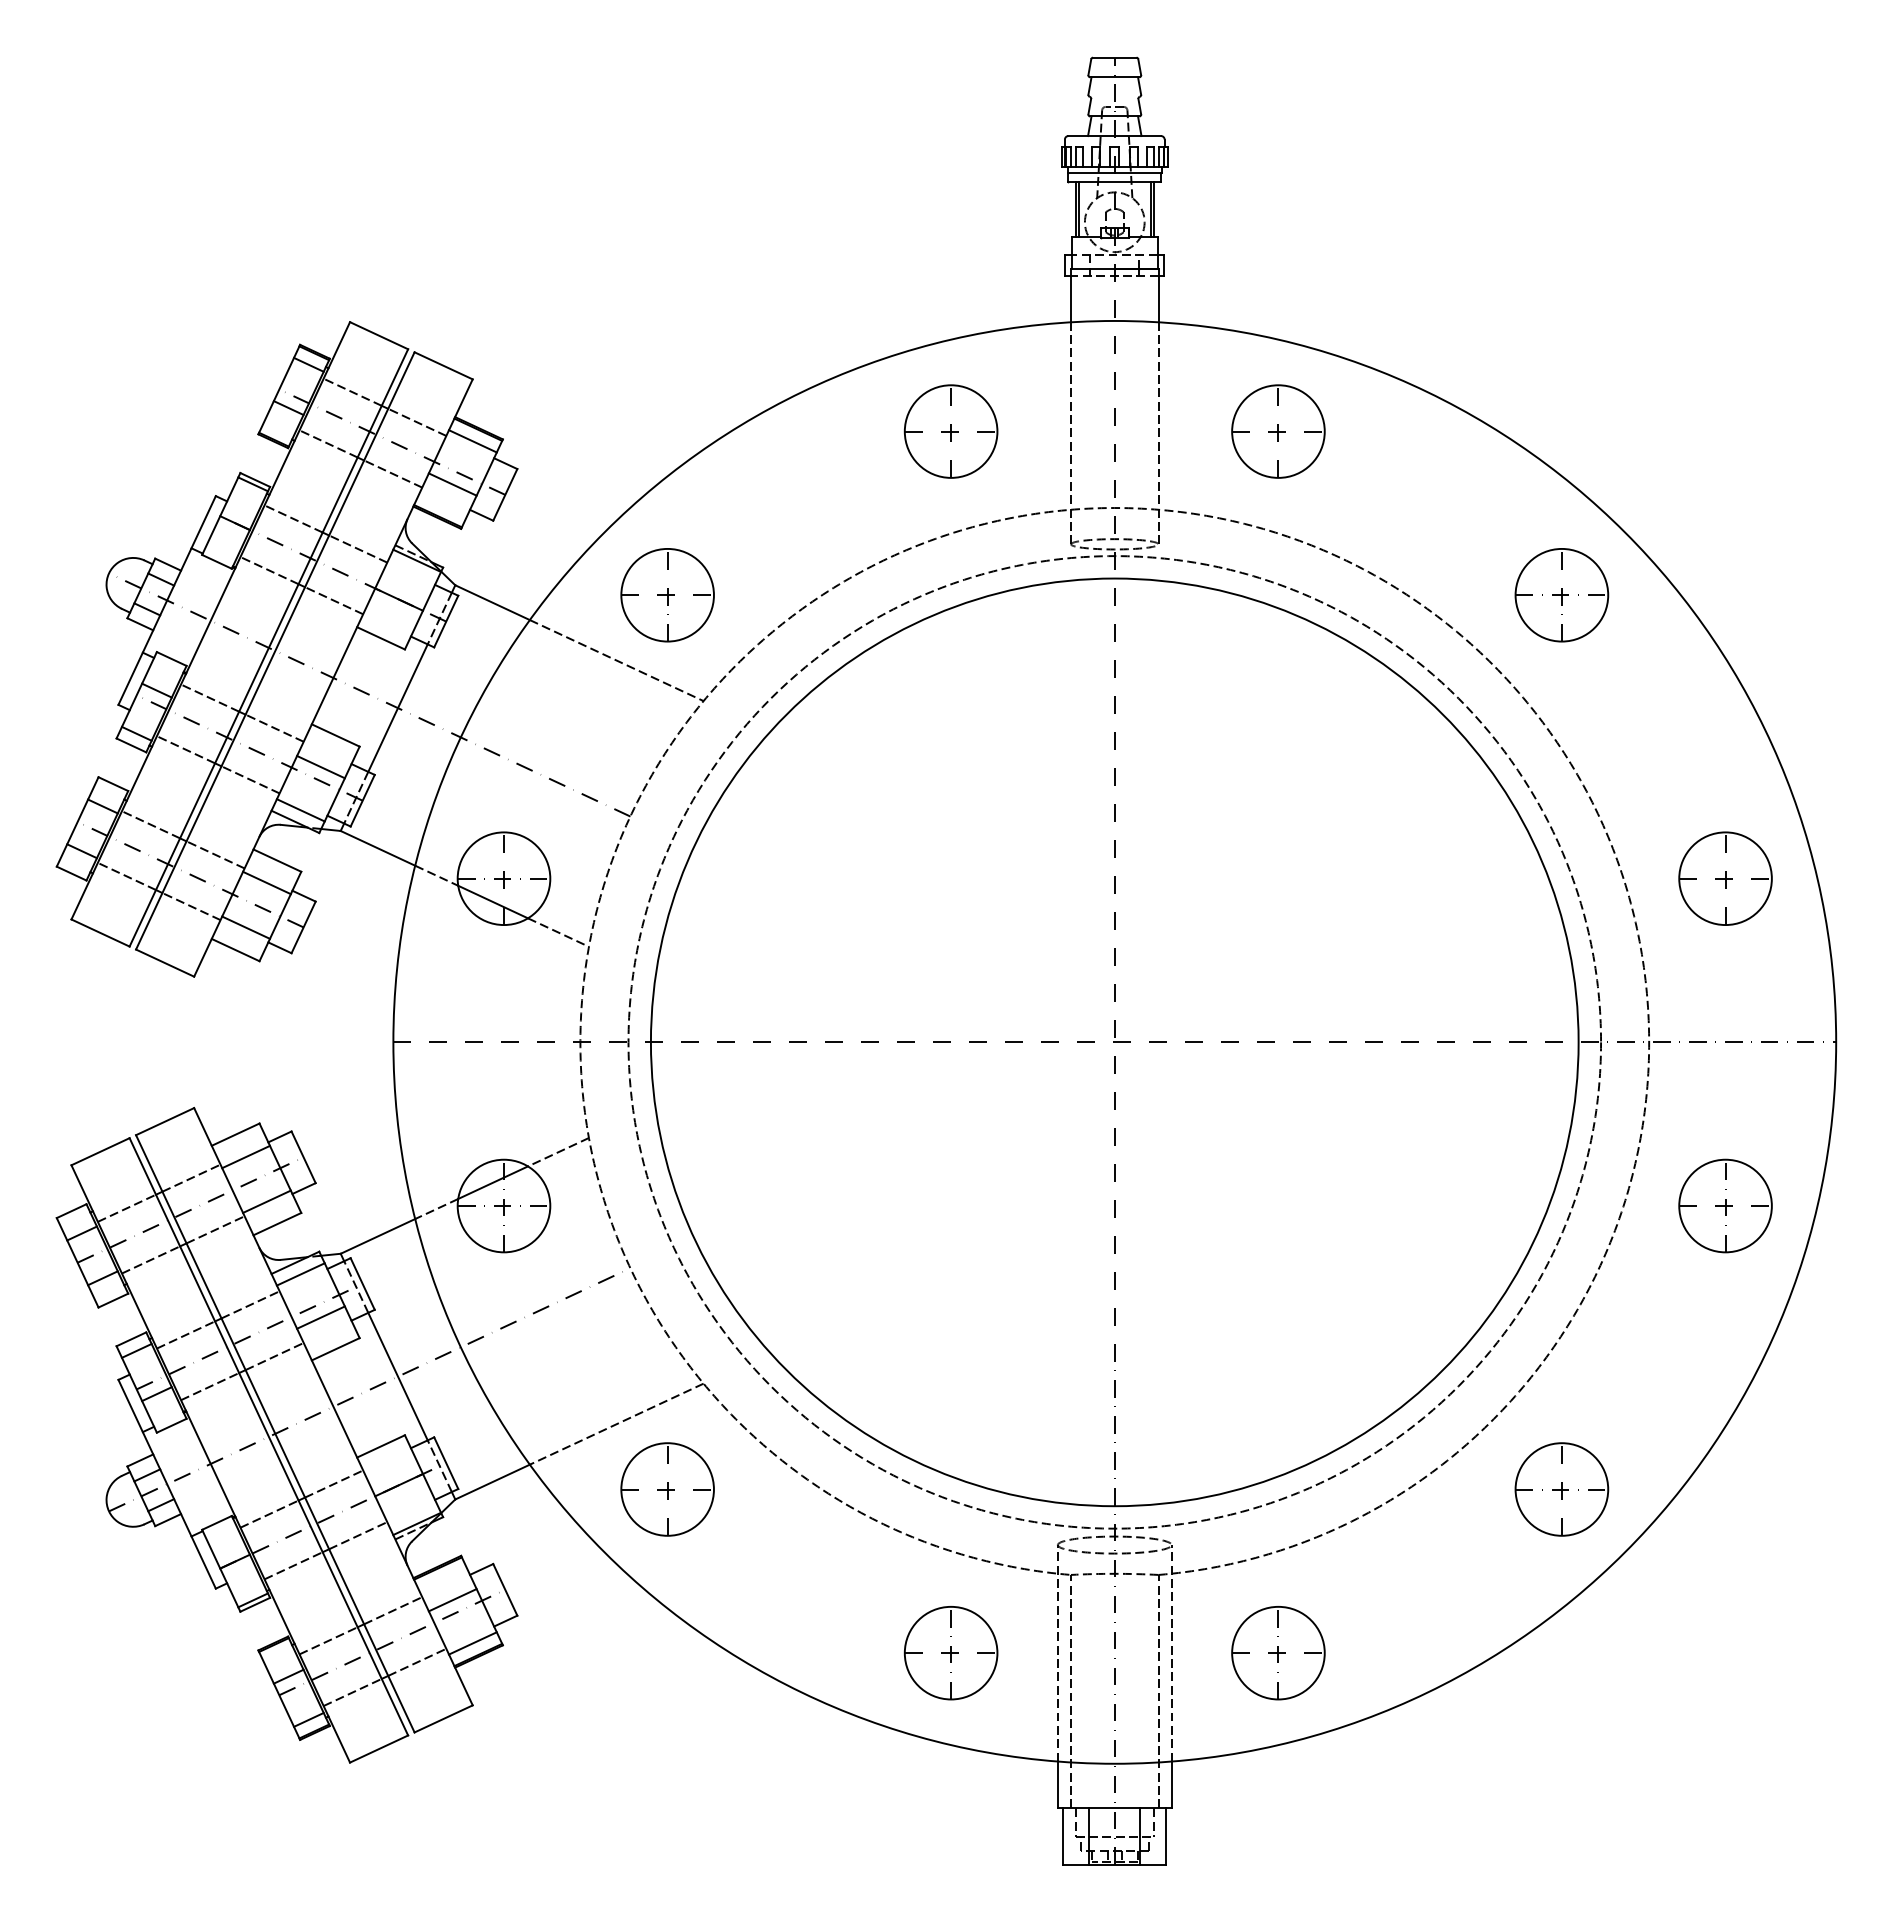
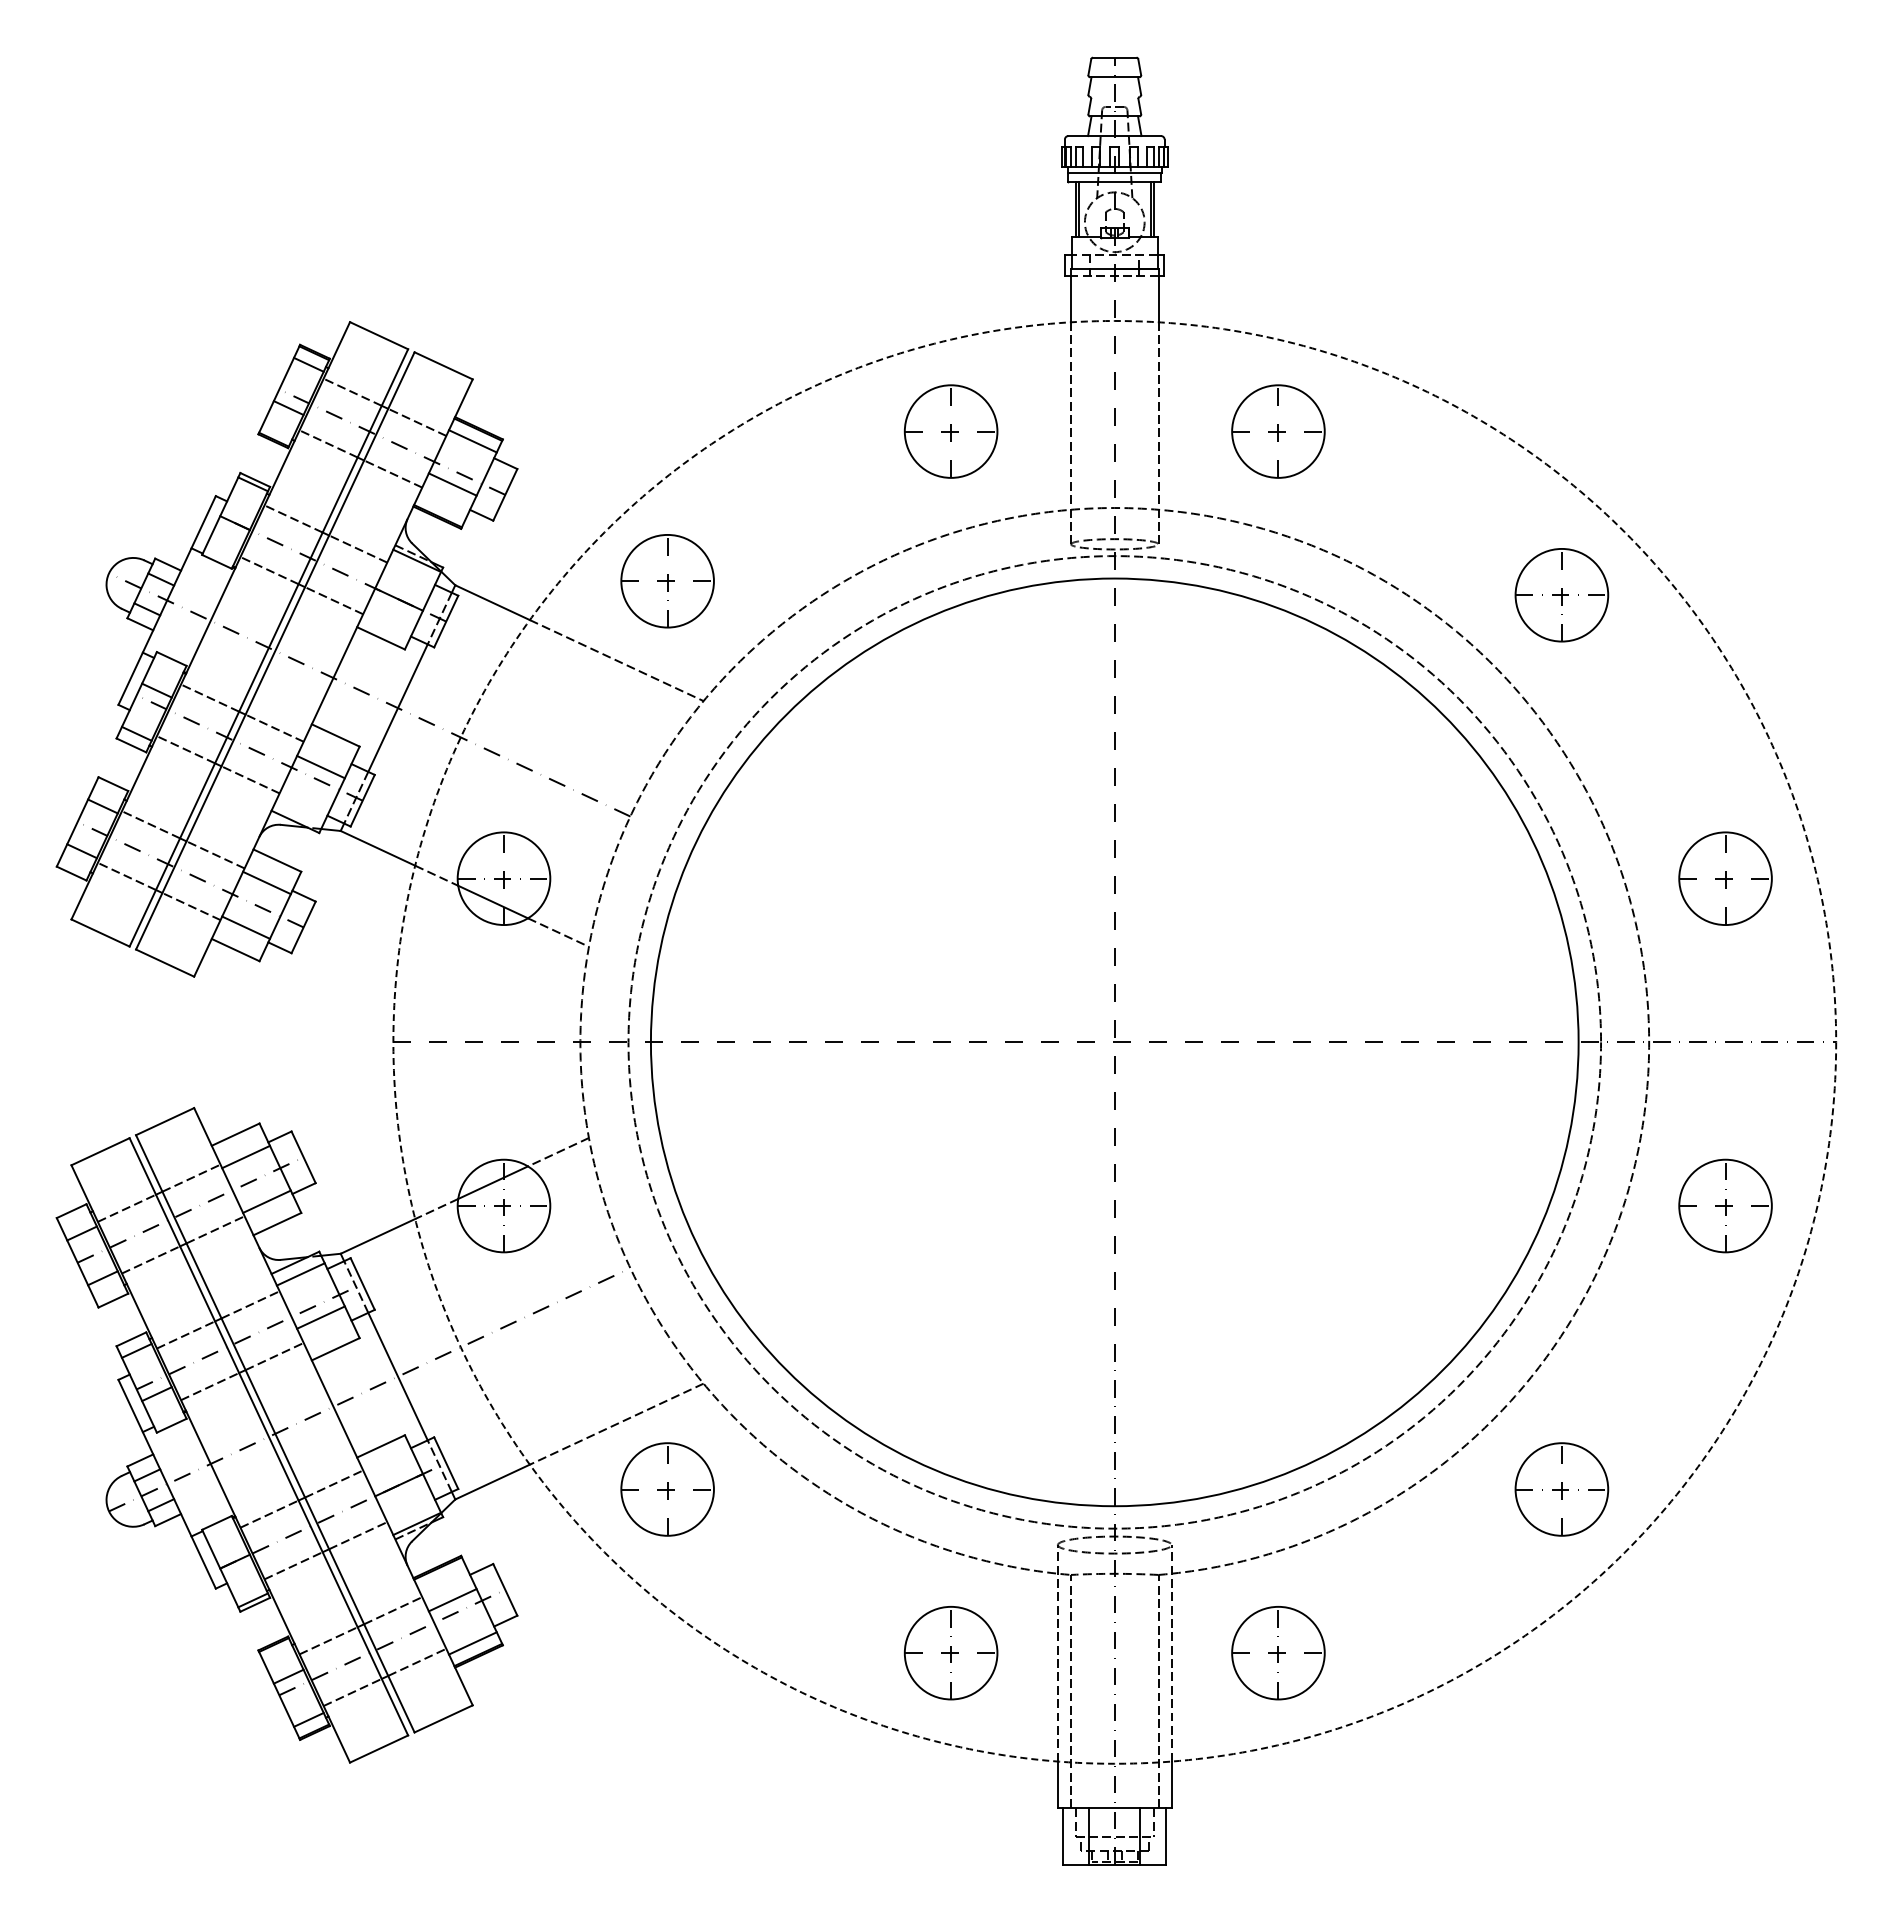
part position: (667, 595) -> (667, 581) (667, 581)
line: present -> none (300, 810)
circle: solid -> dashed (1114, 1041)
